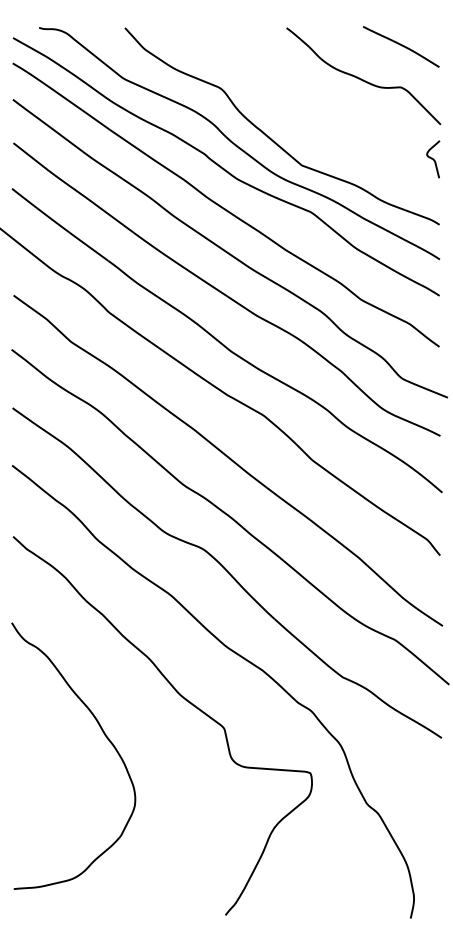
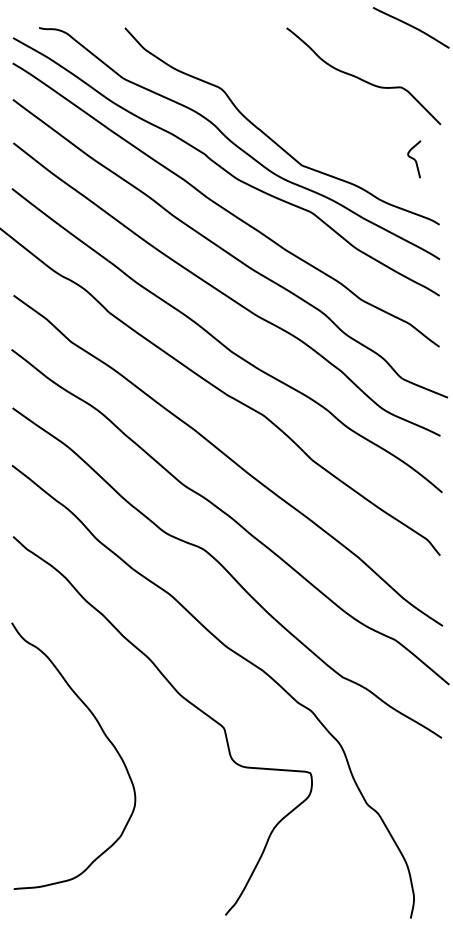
curve position: (400, 45) -> (410, 26) (410, 26)
curve position: (433, 159) -> (414, 159) (414, 159)
